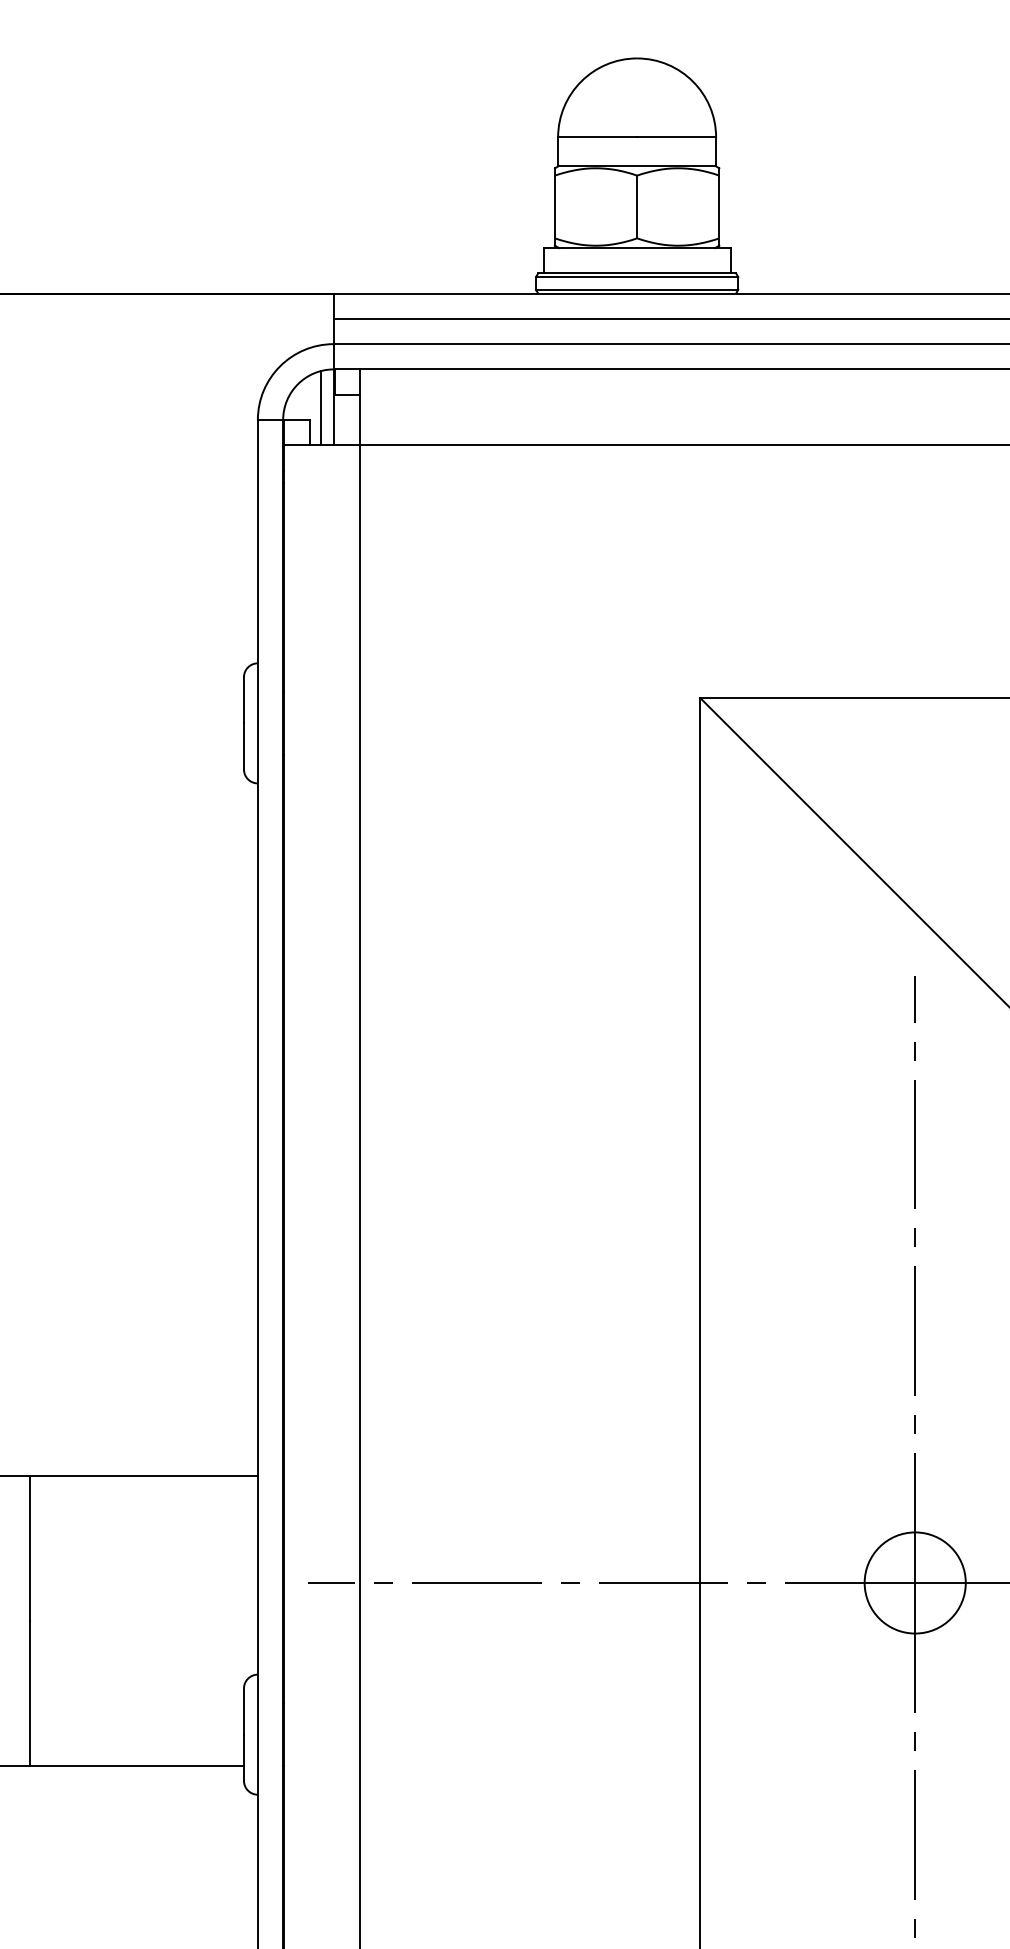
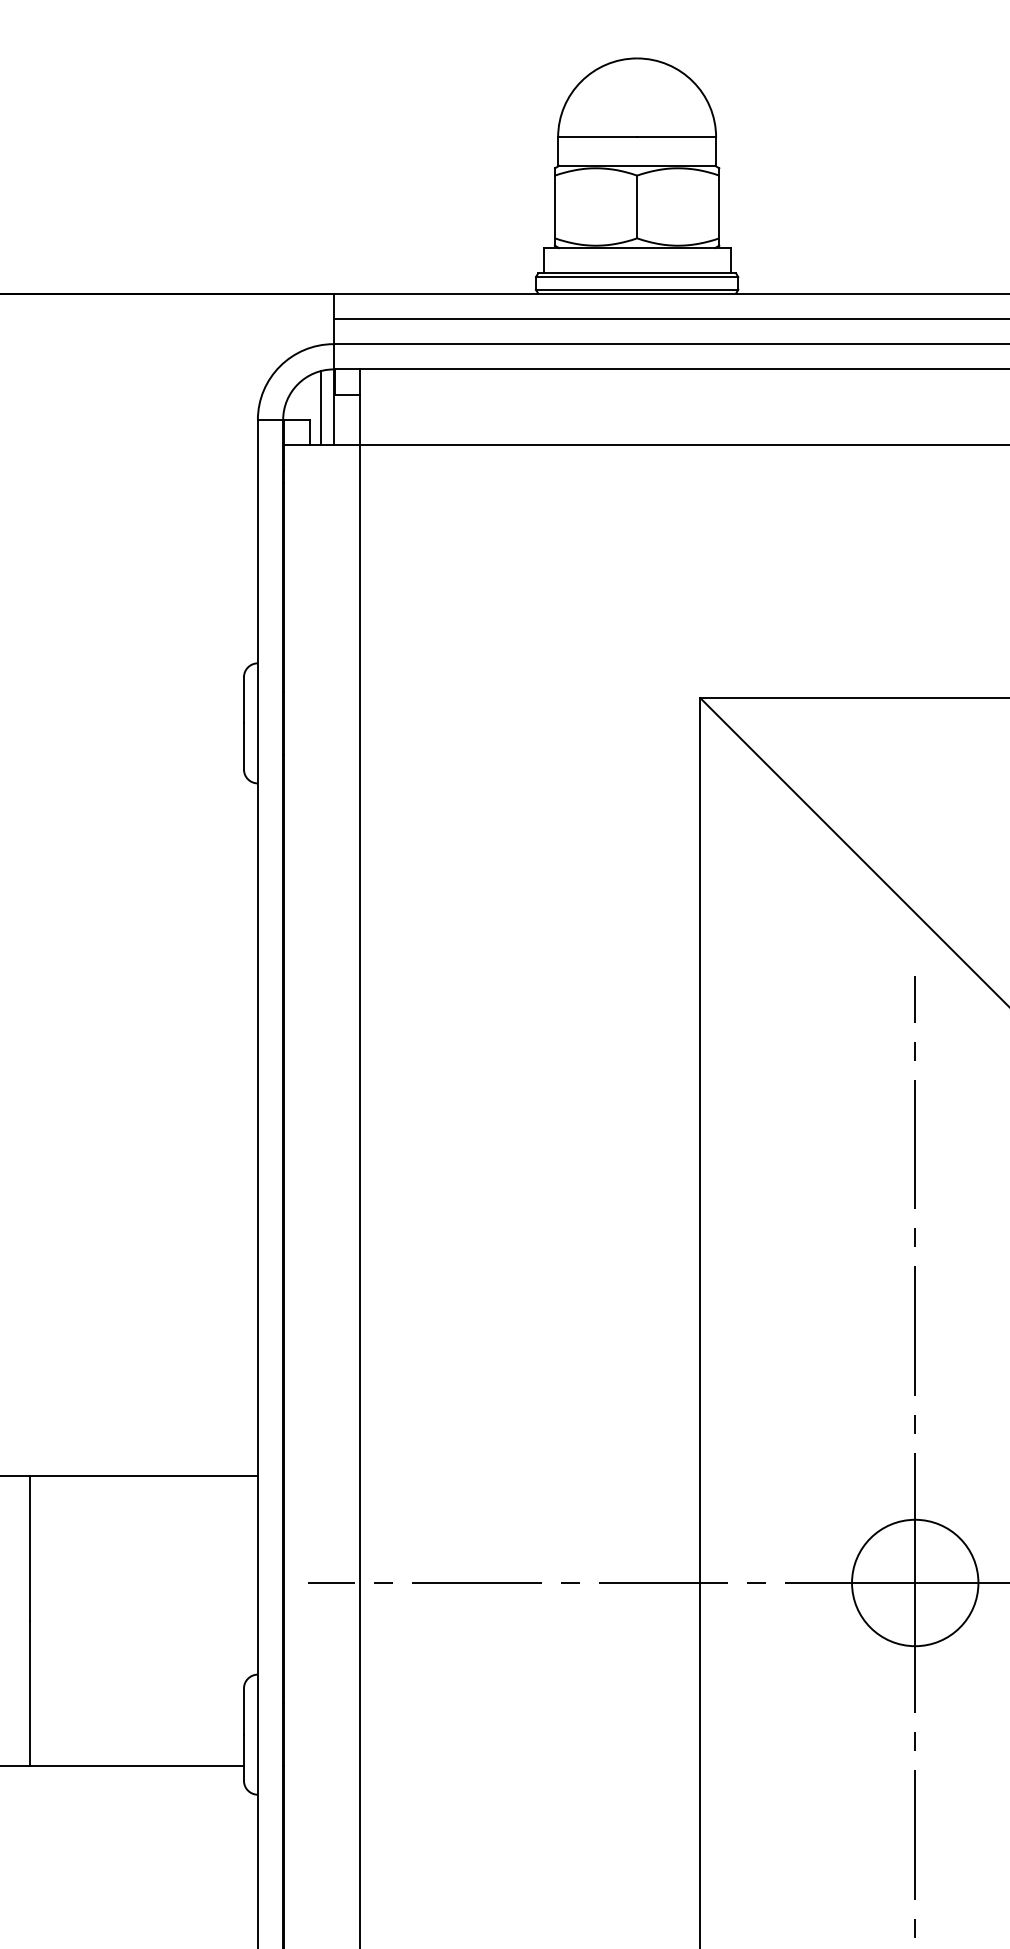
circle diameter: 101 px -> 126 px (915, 1582)
